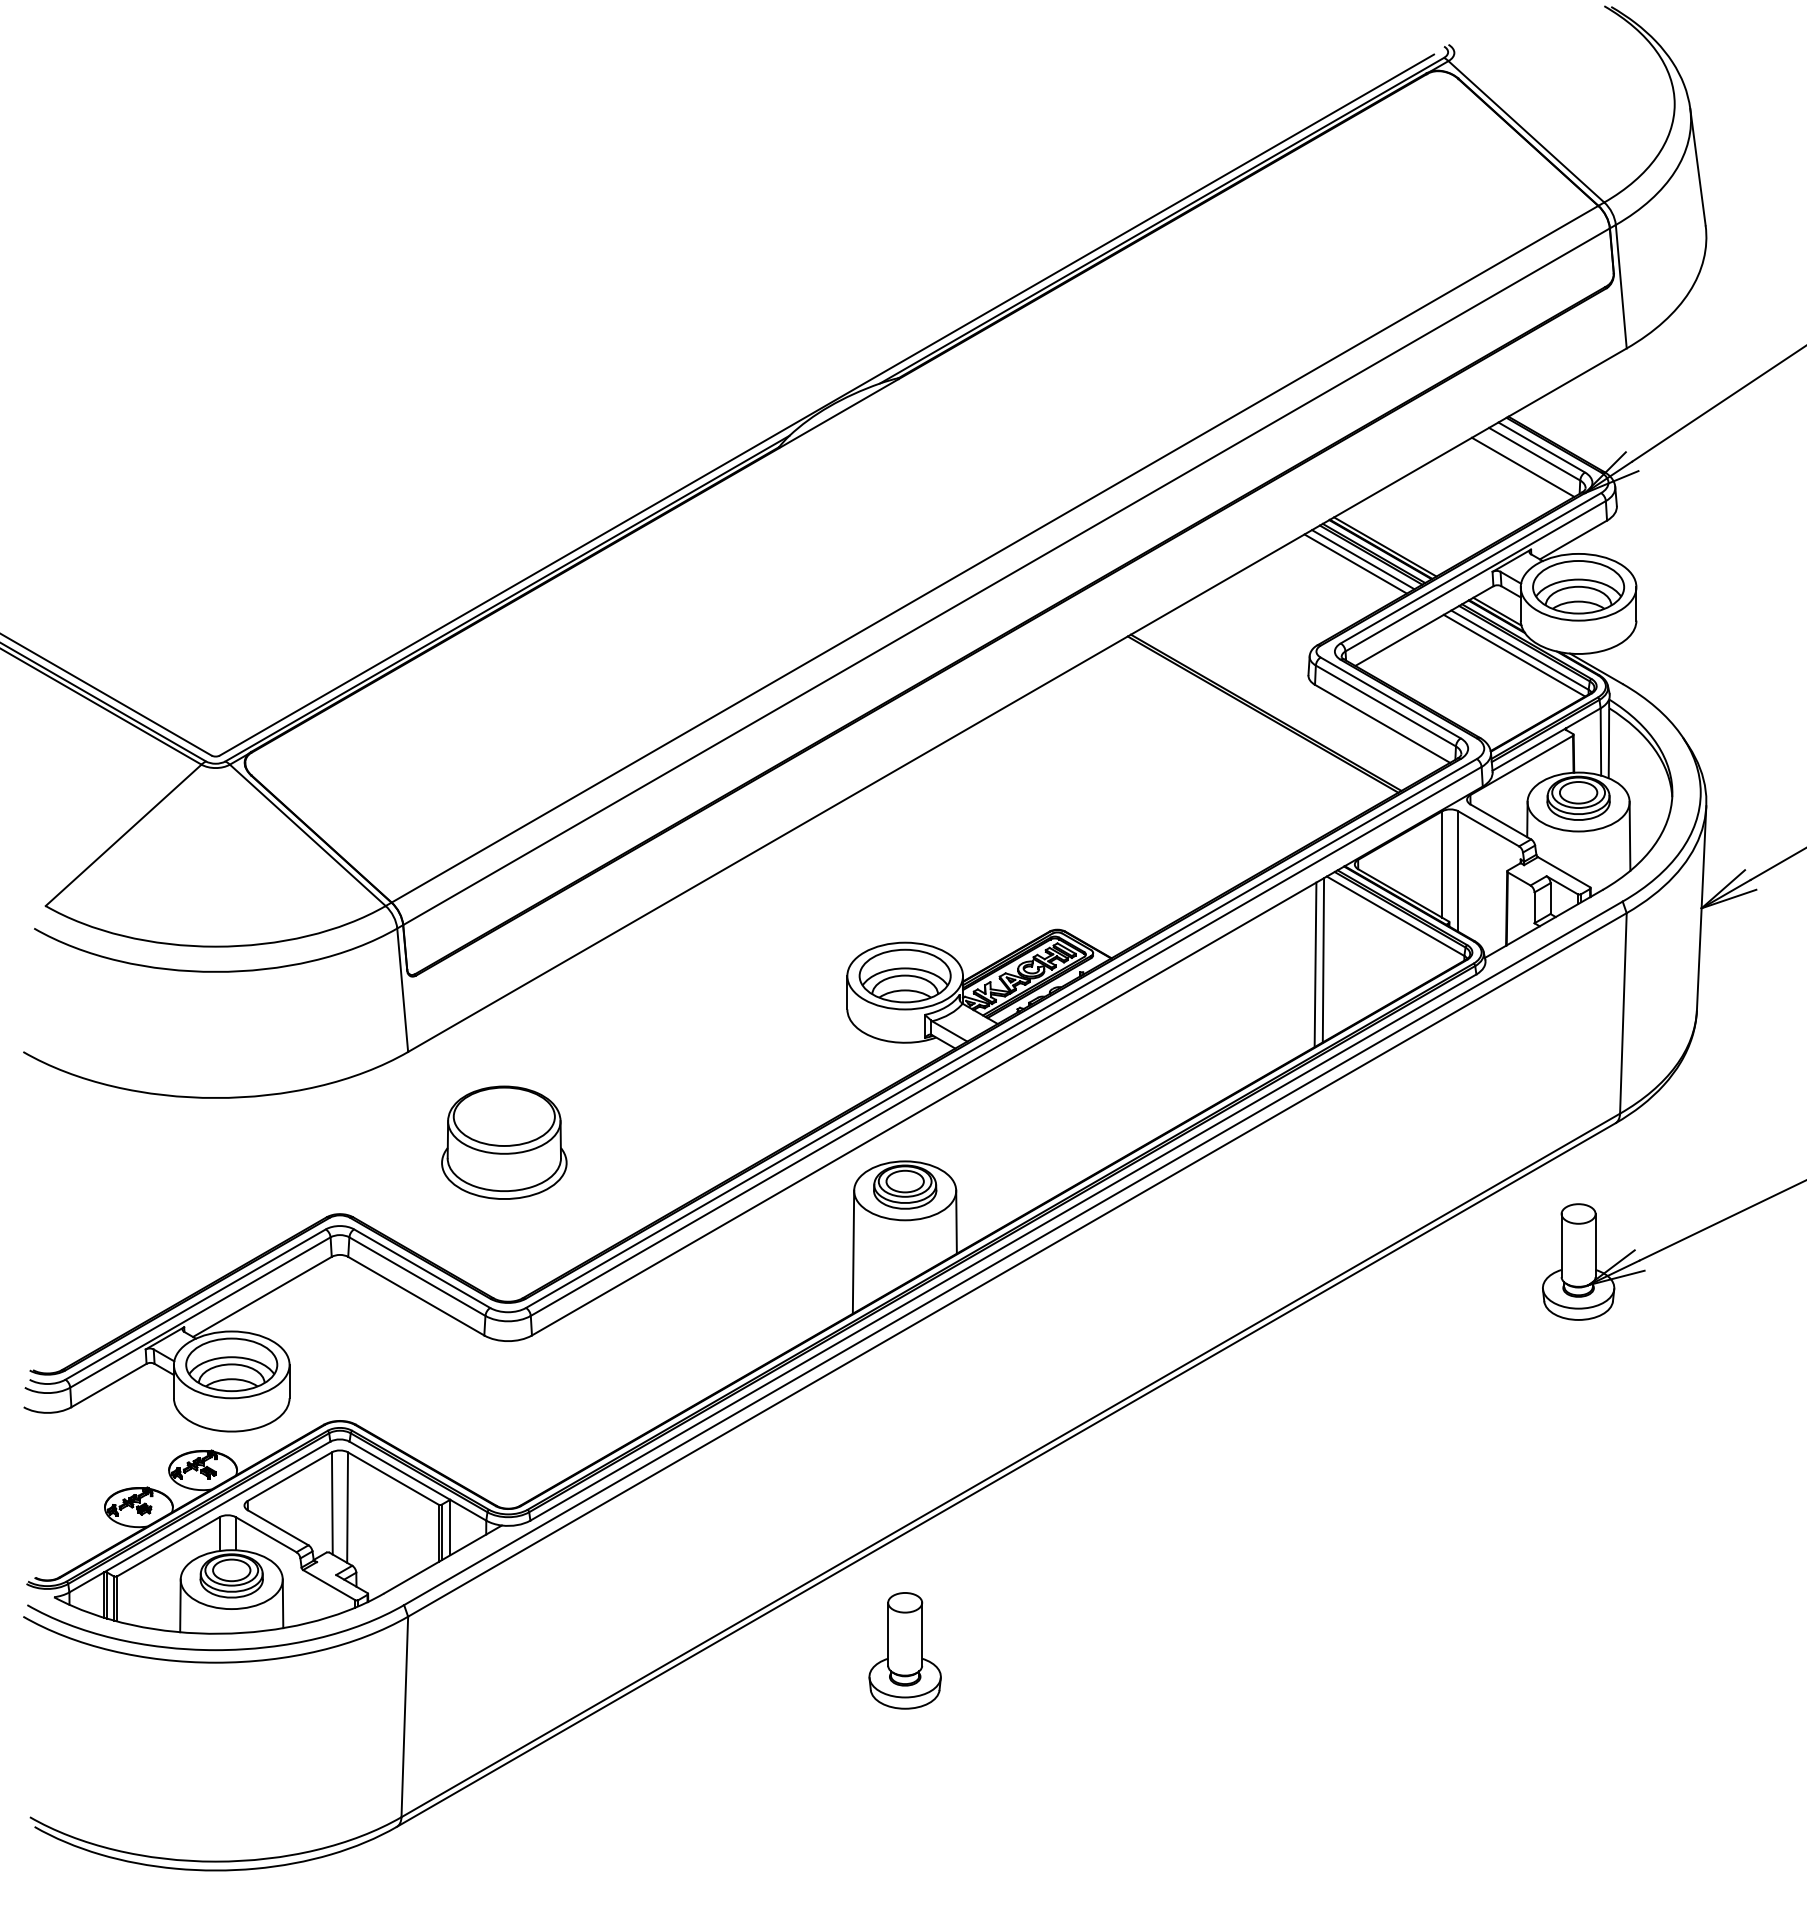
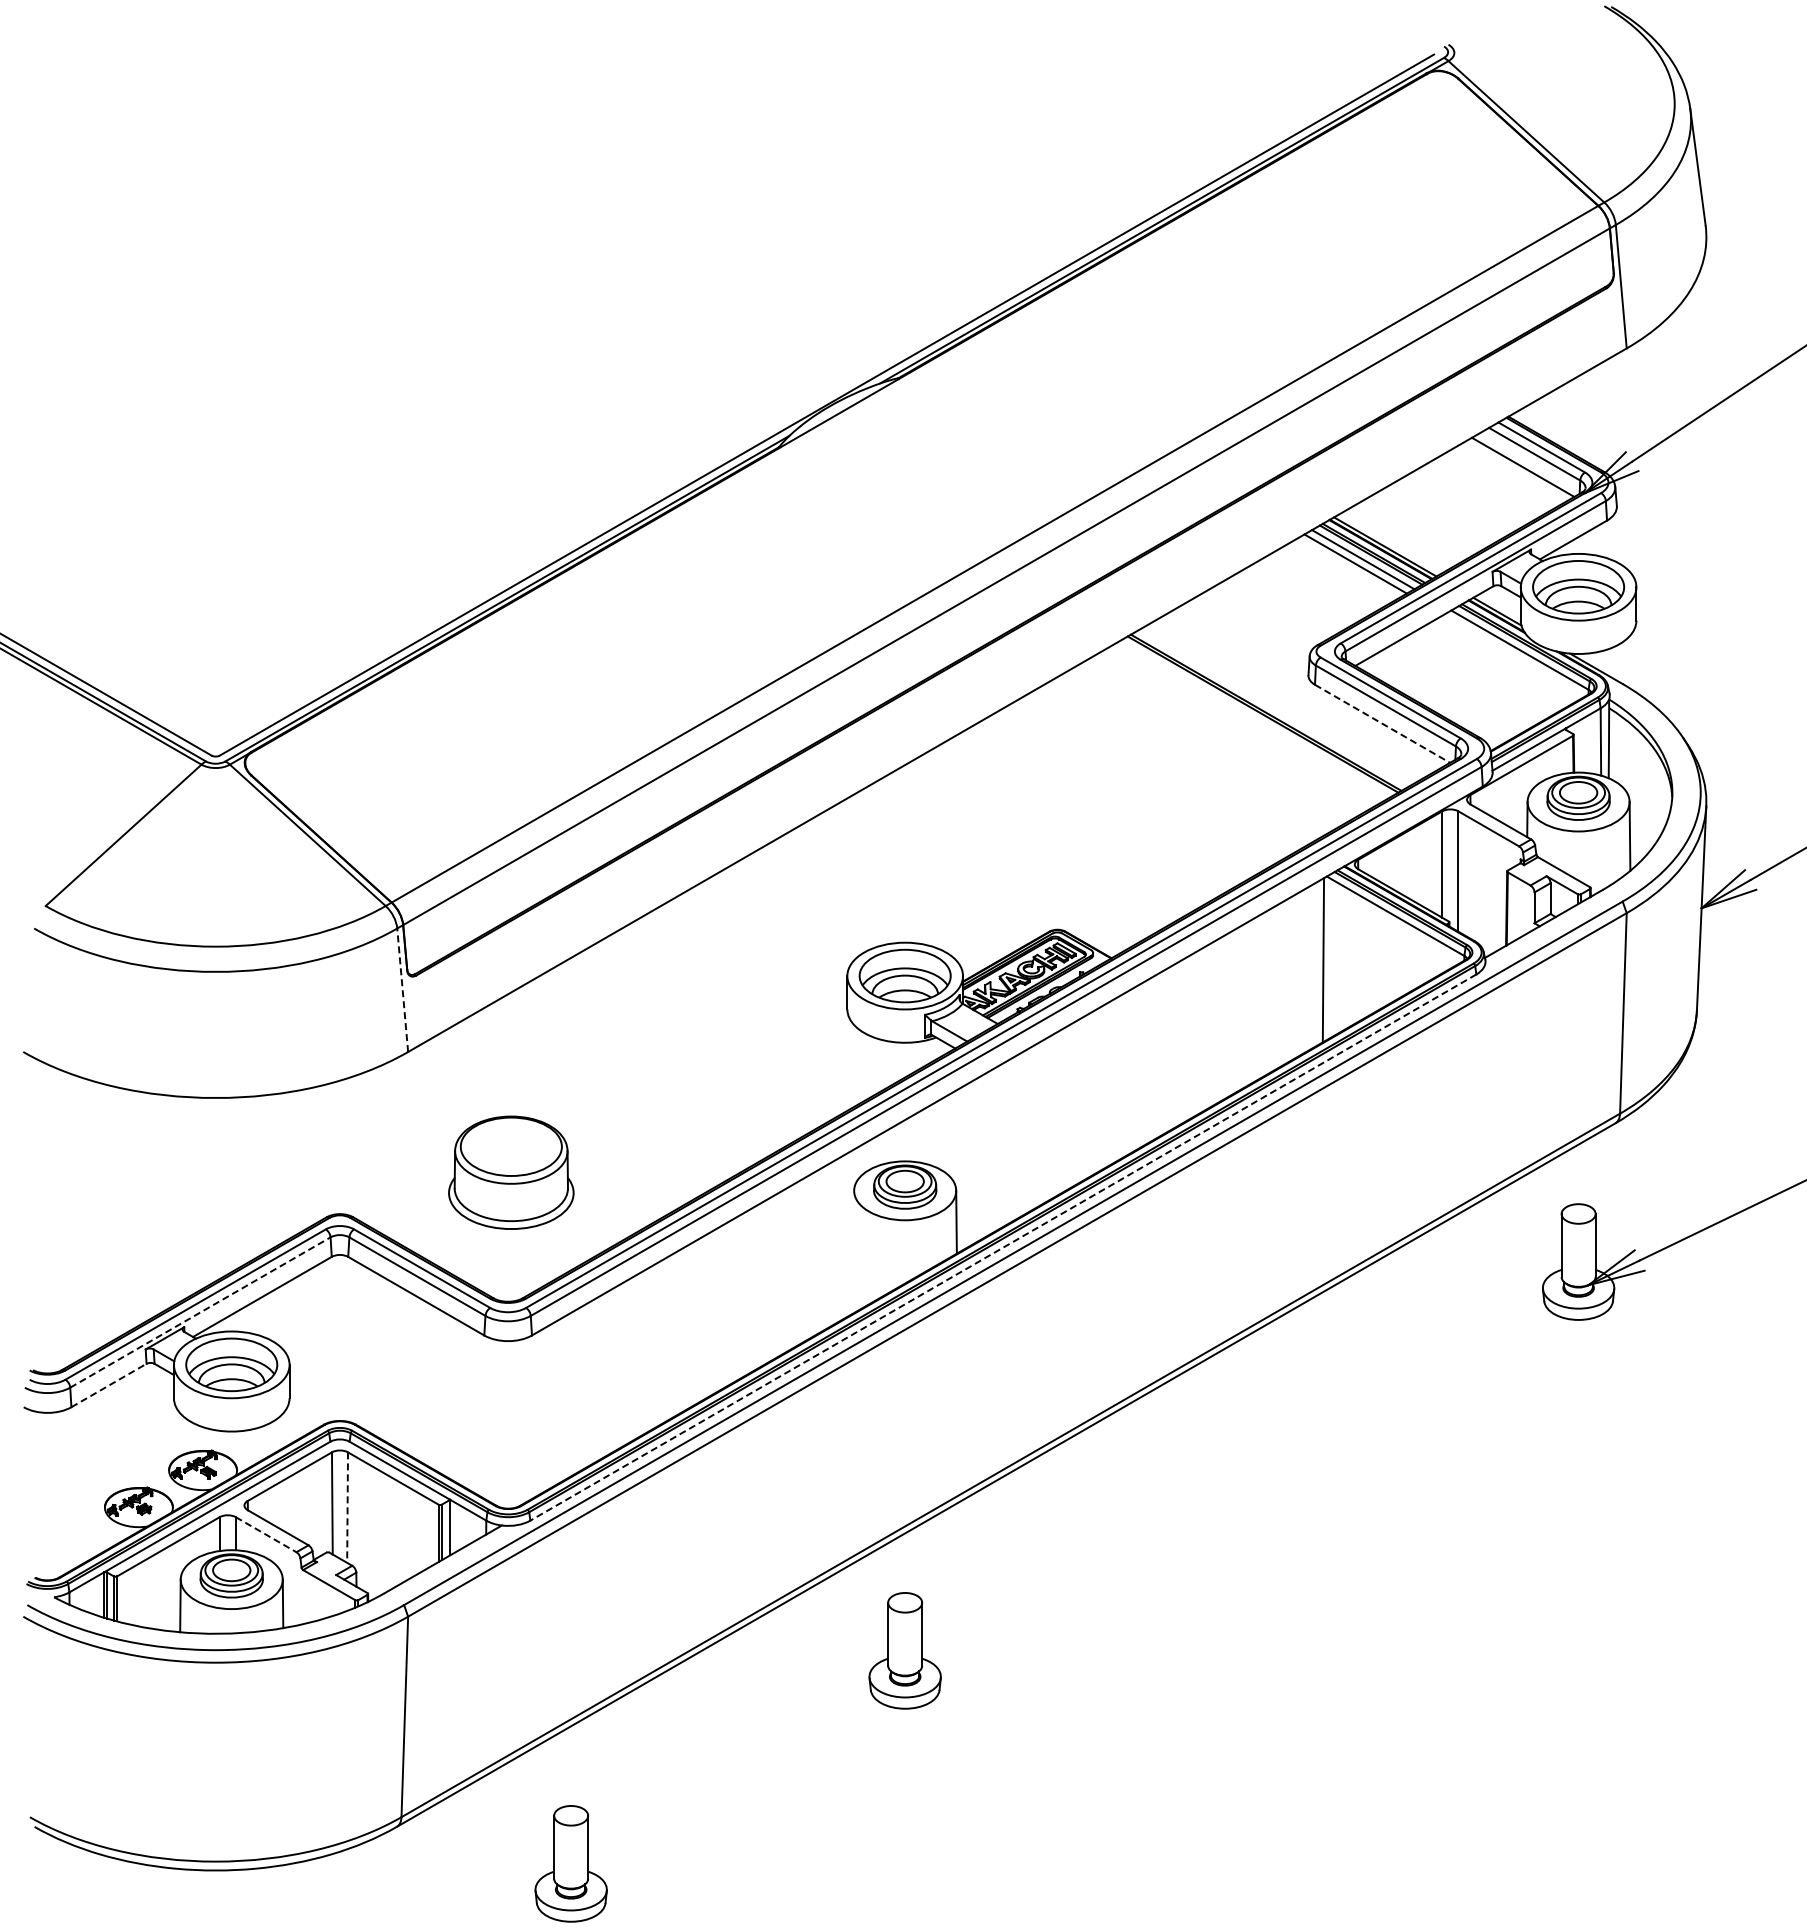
line: present -> none (1514, 655)
line: solid -> dashed (1383, 724)
line: present -> none (1315, 964)
line: solid -> dashed (402, 990)
part position: (504, 1142) -> (511, 1172) (511, 1172)
line: solid -> dashed (1002, 1247)
line: present -> none (853, 1251)
line: solid -> dashed (200, 1312)
line: solid -> dashed (109, 1385)
line: solid -> dashed (347, 1508)
line: solid -> dashed (266, 1534)
part: none -> present (570, 1863)
